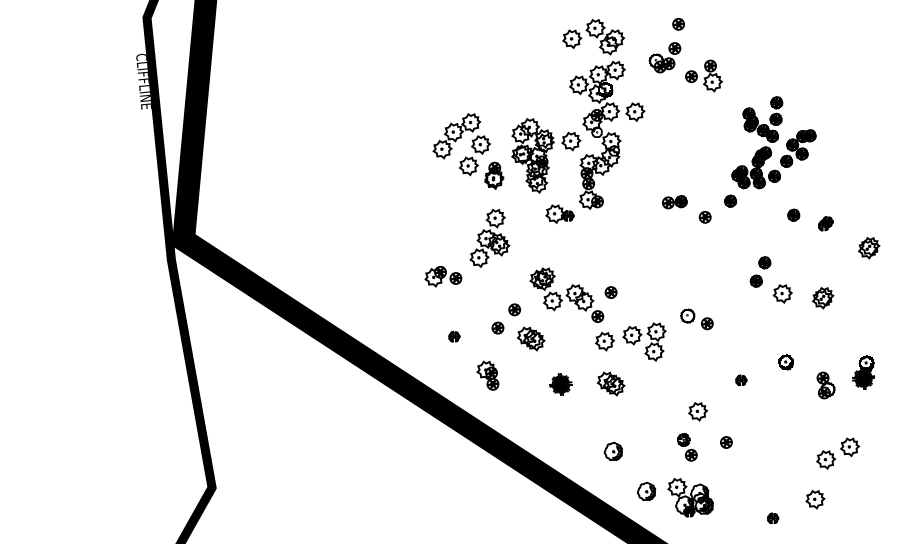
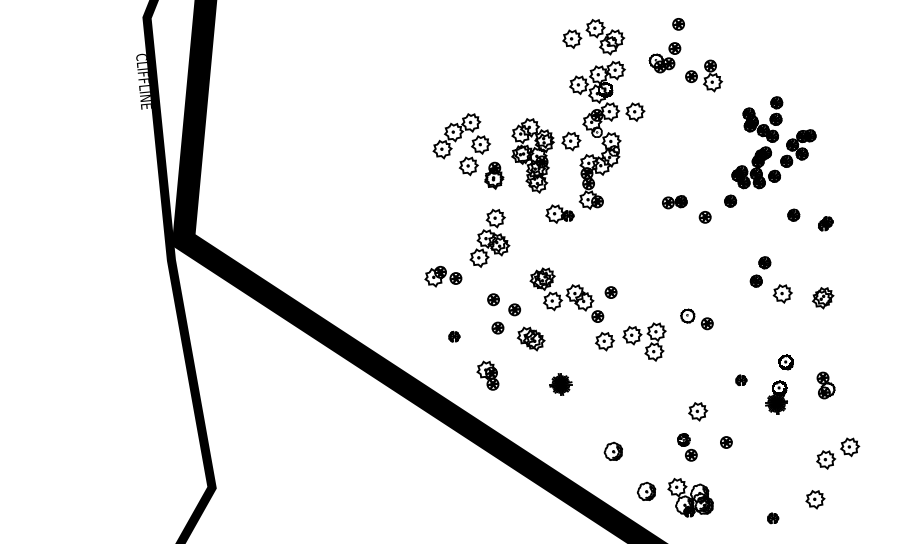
part: present -> none (869, 248)
part: none -> present (493, 299)
part position: (863, 372) -> (776, 397) (776, 397)
part: present -> none (610, 383)
